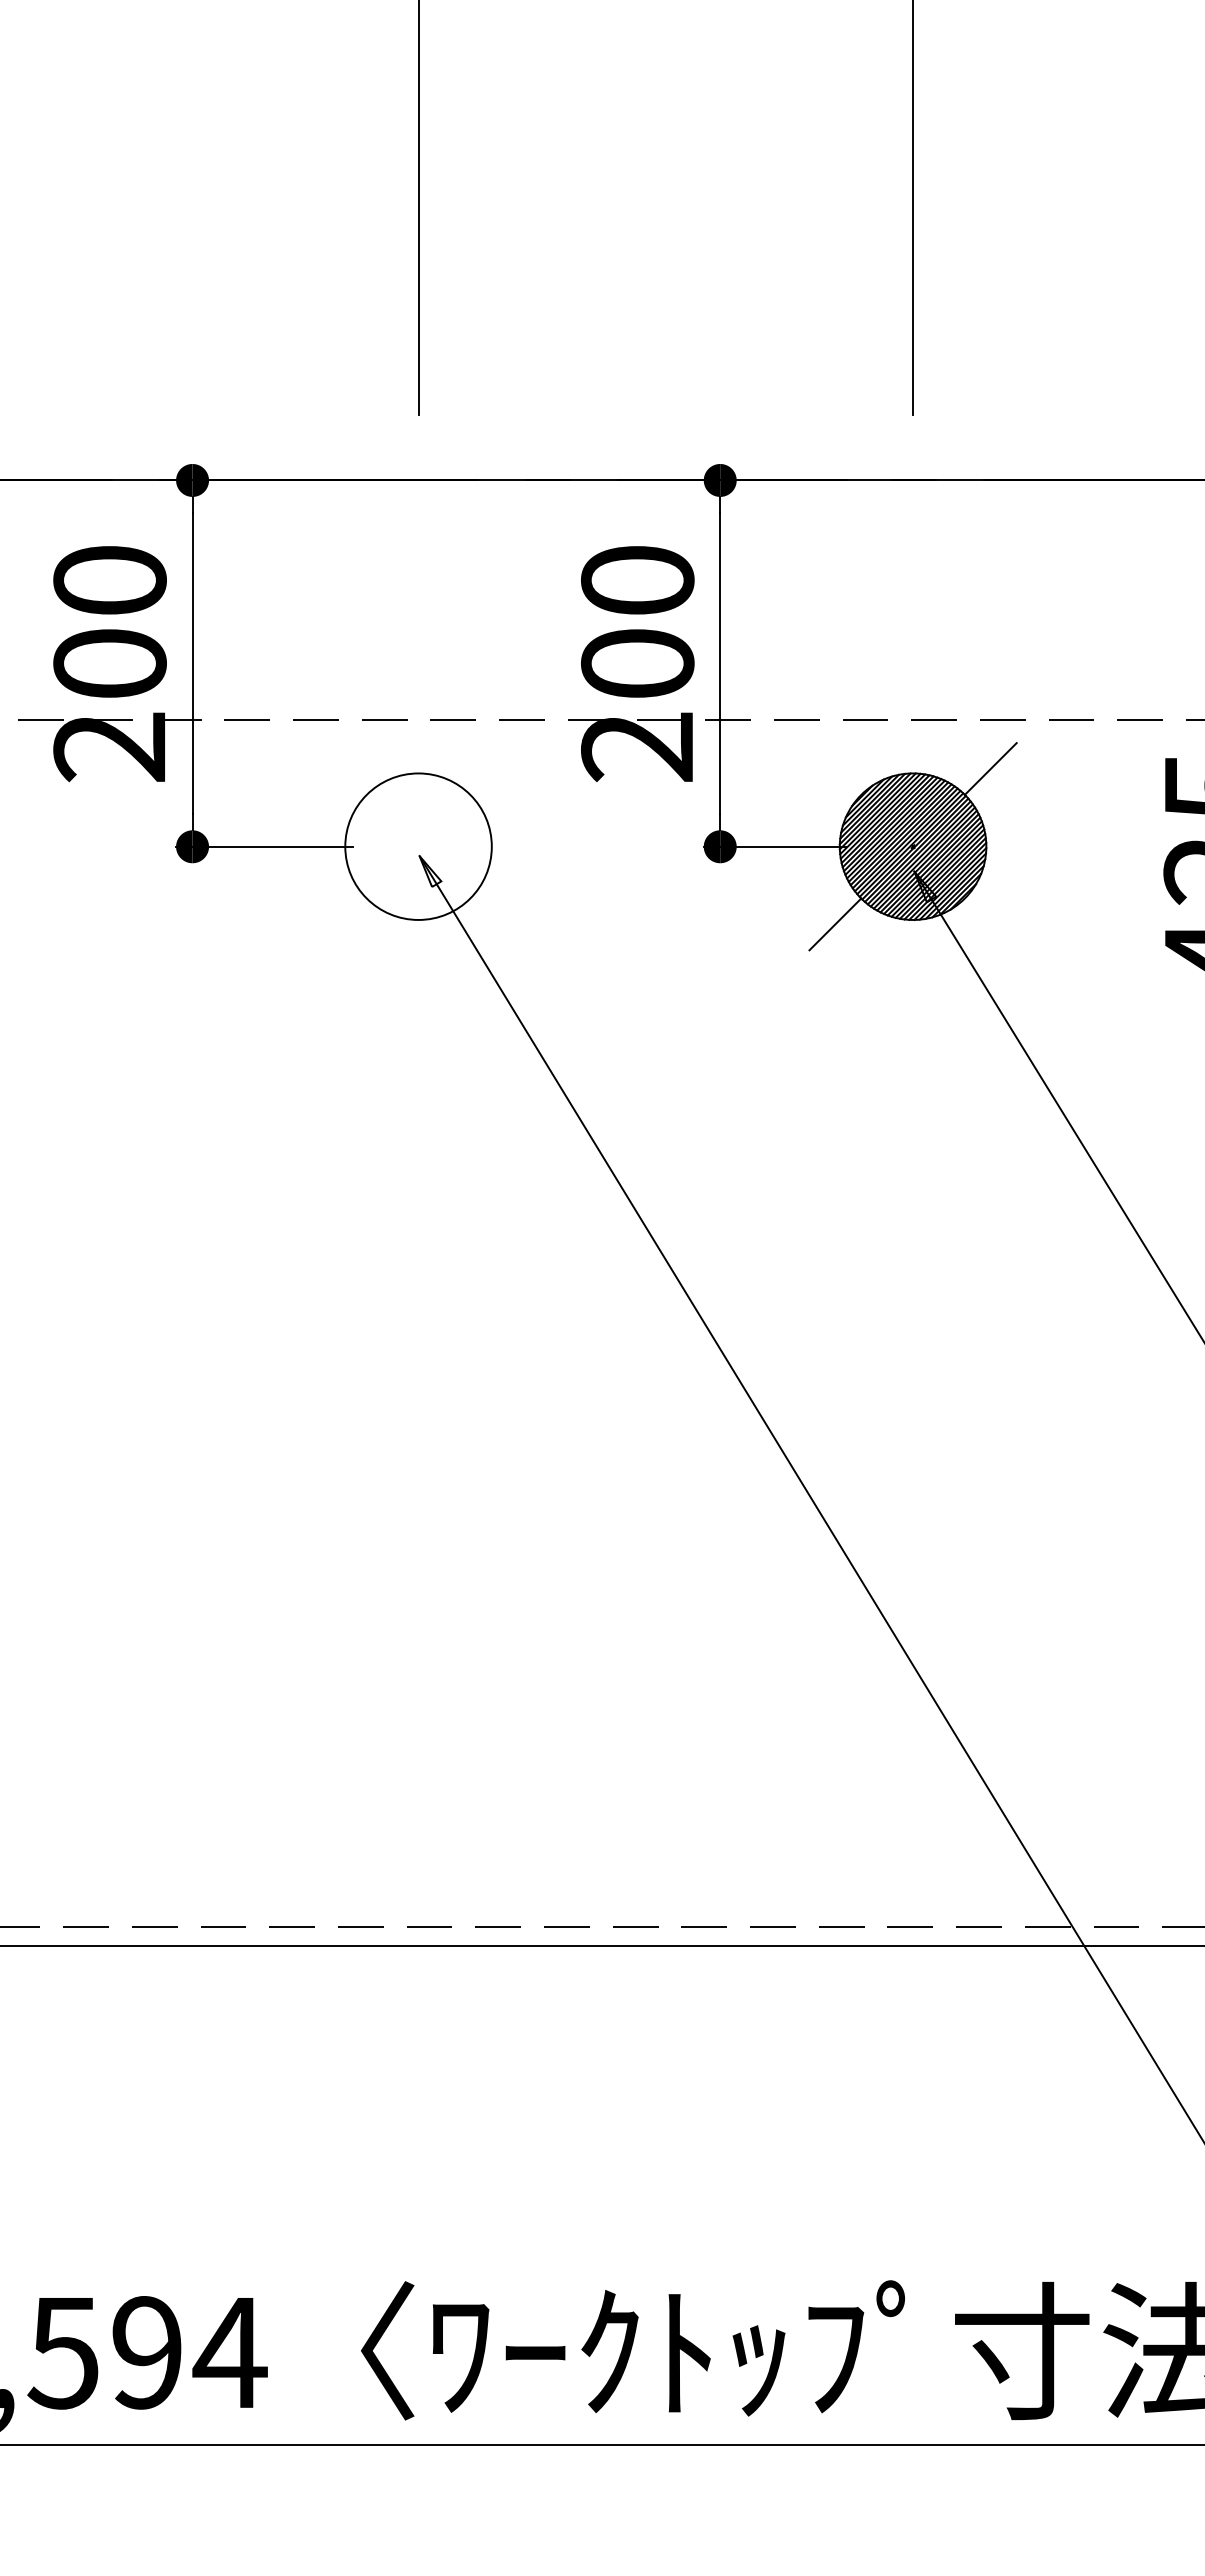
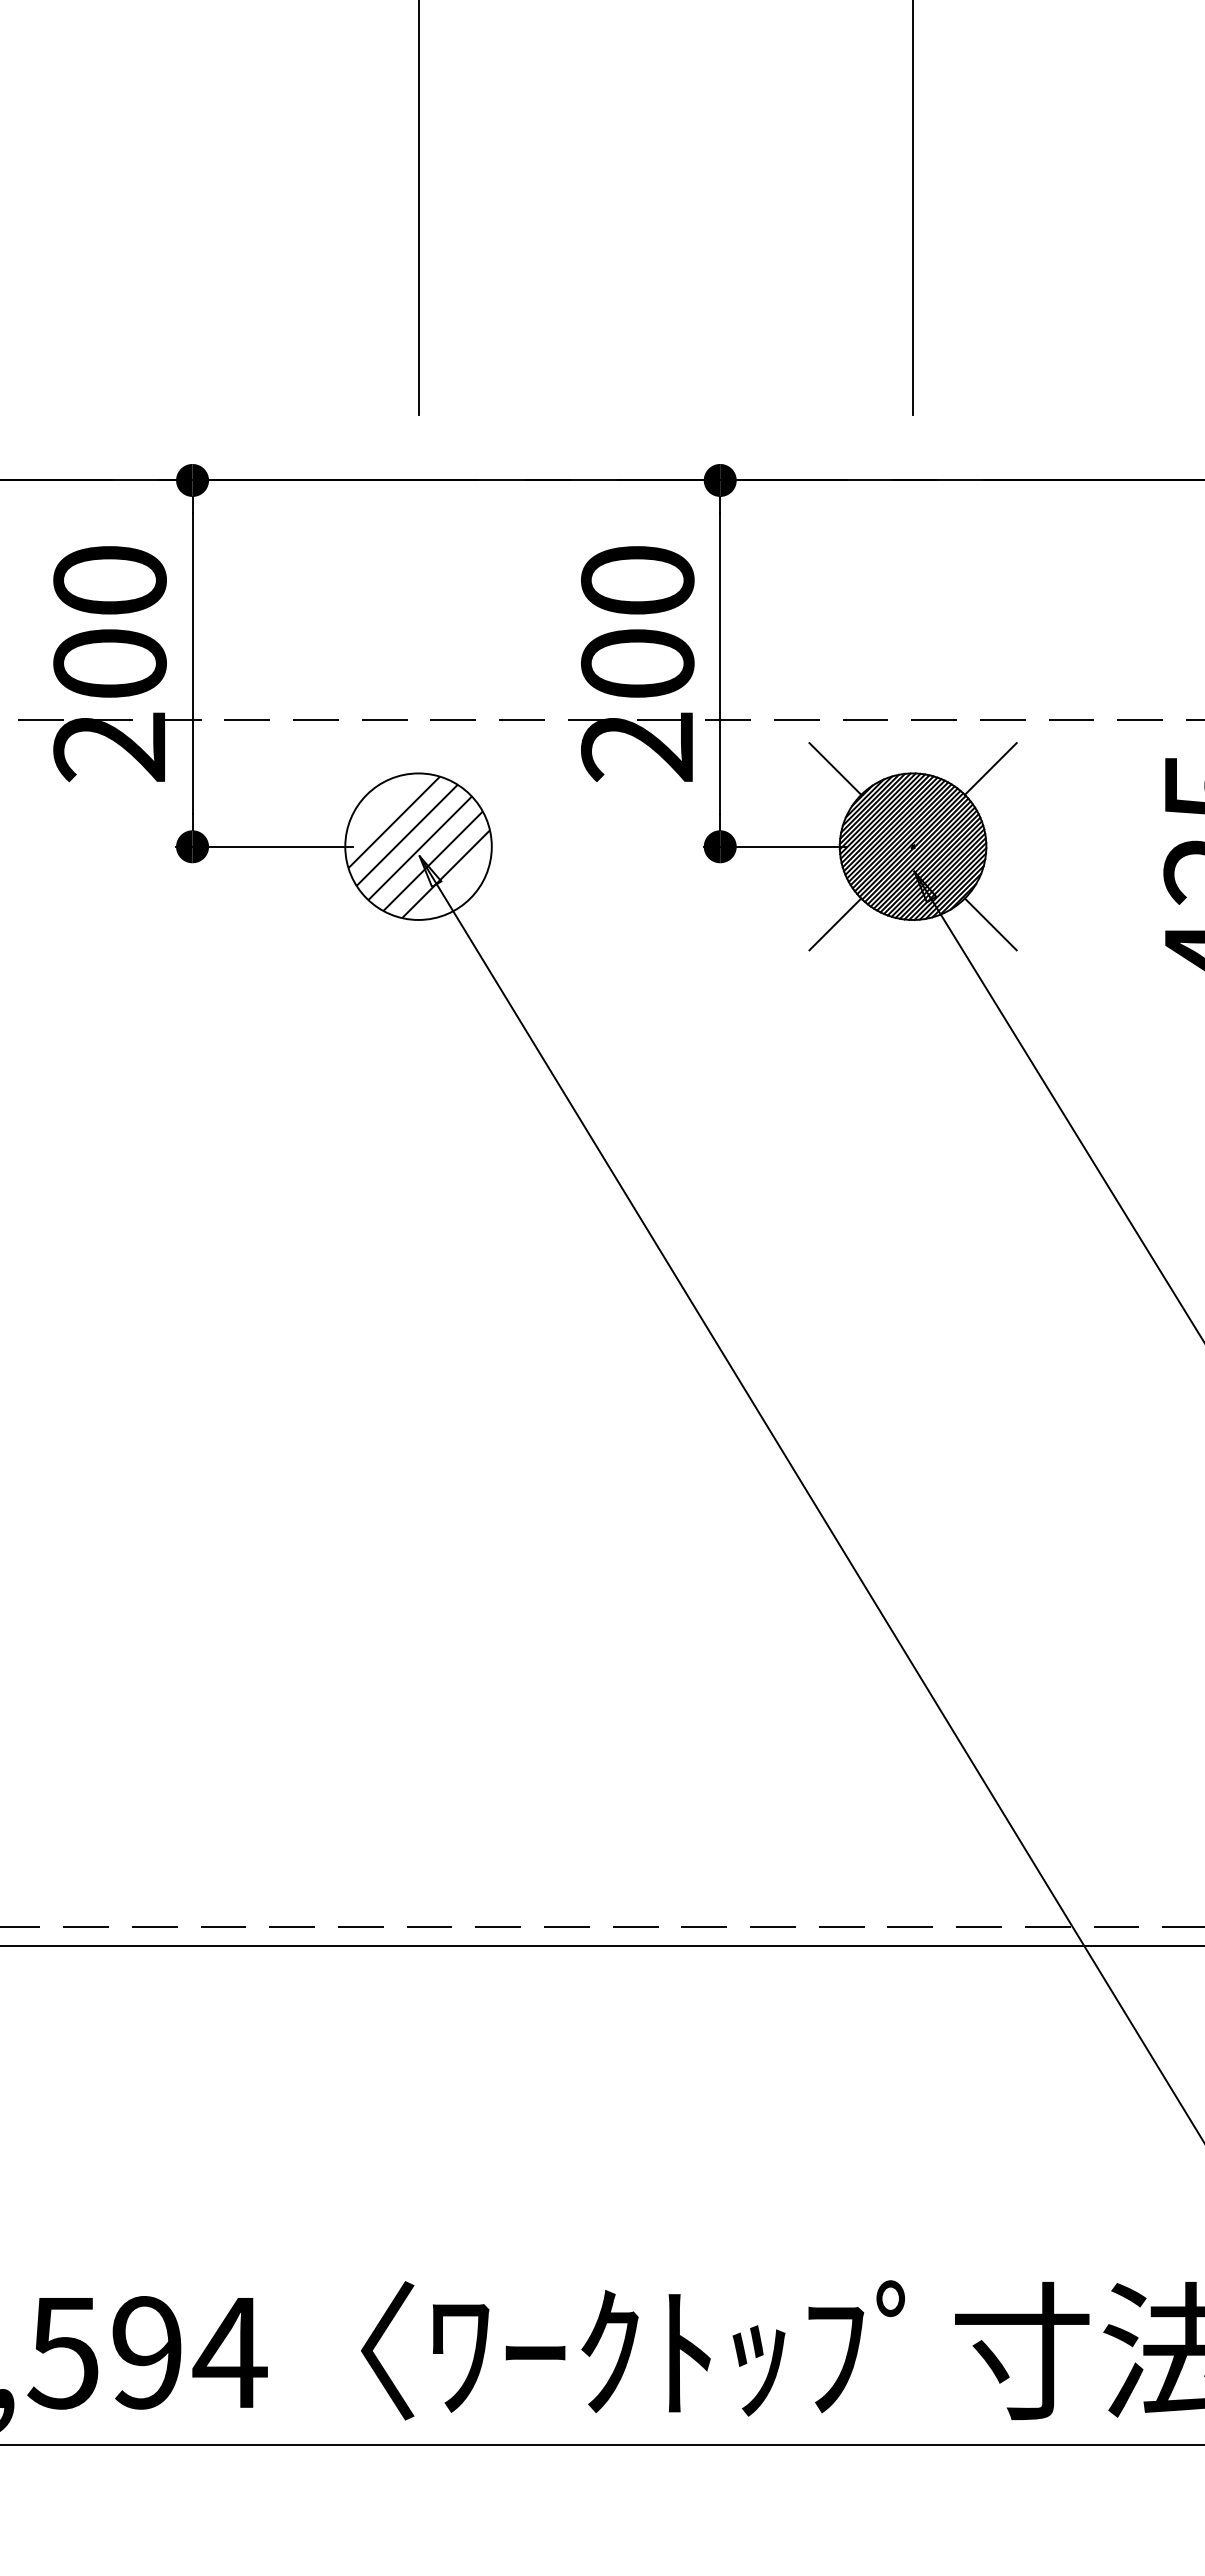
line: none -> present (835, 768)
hatch: none -> present (418, 847)
line: none -> present (990, 924)
